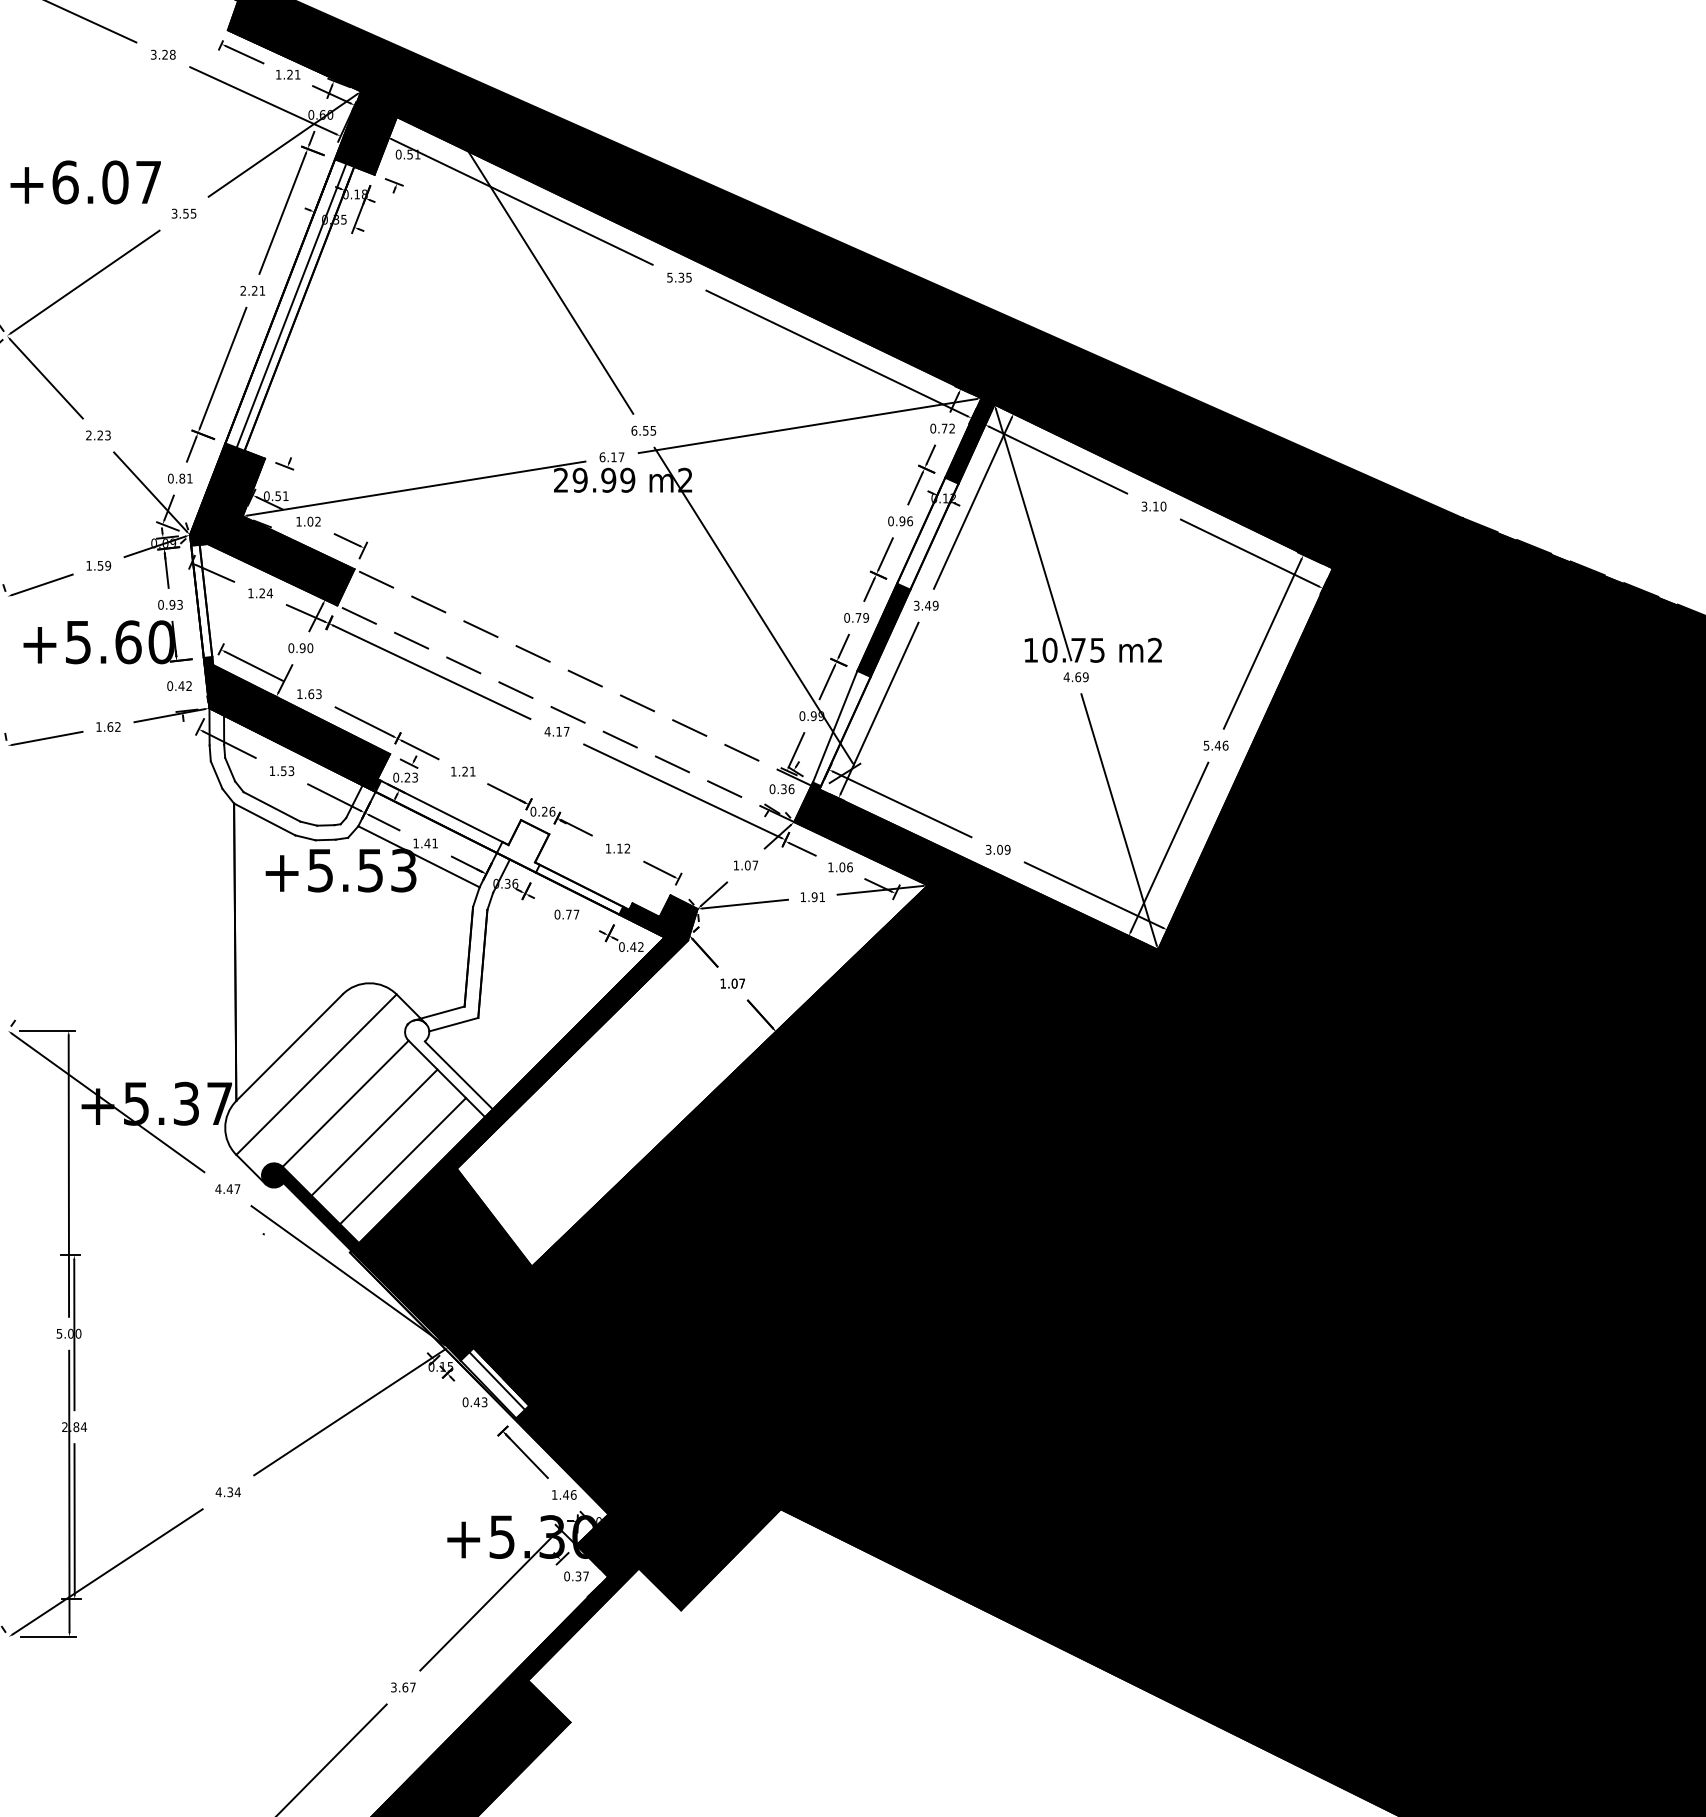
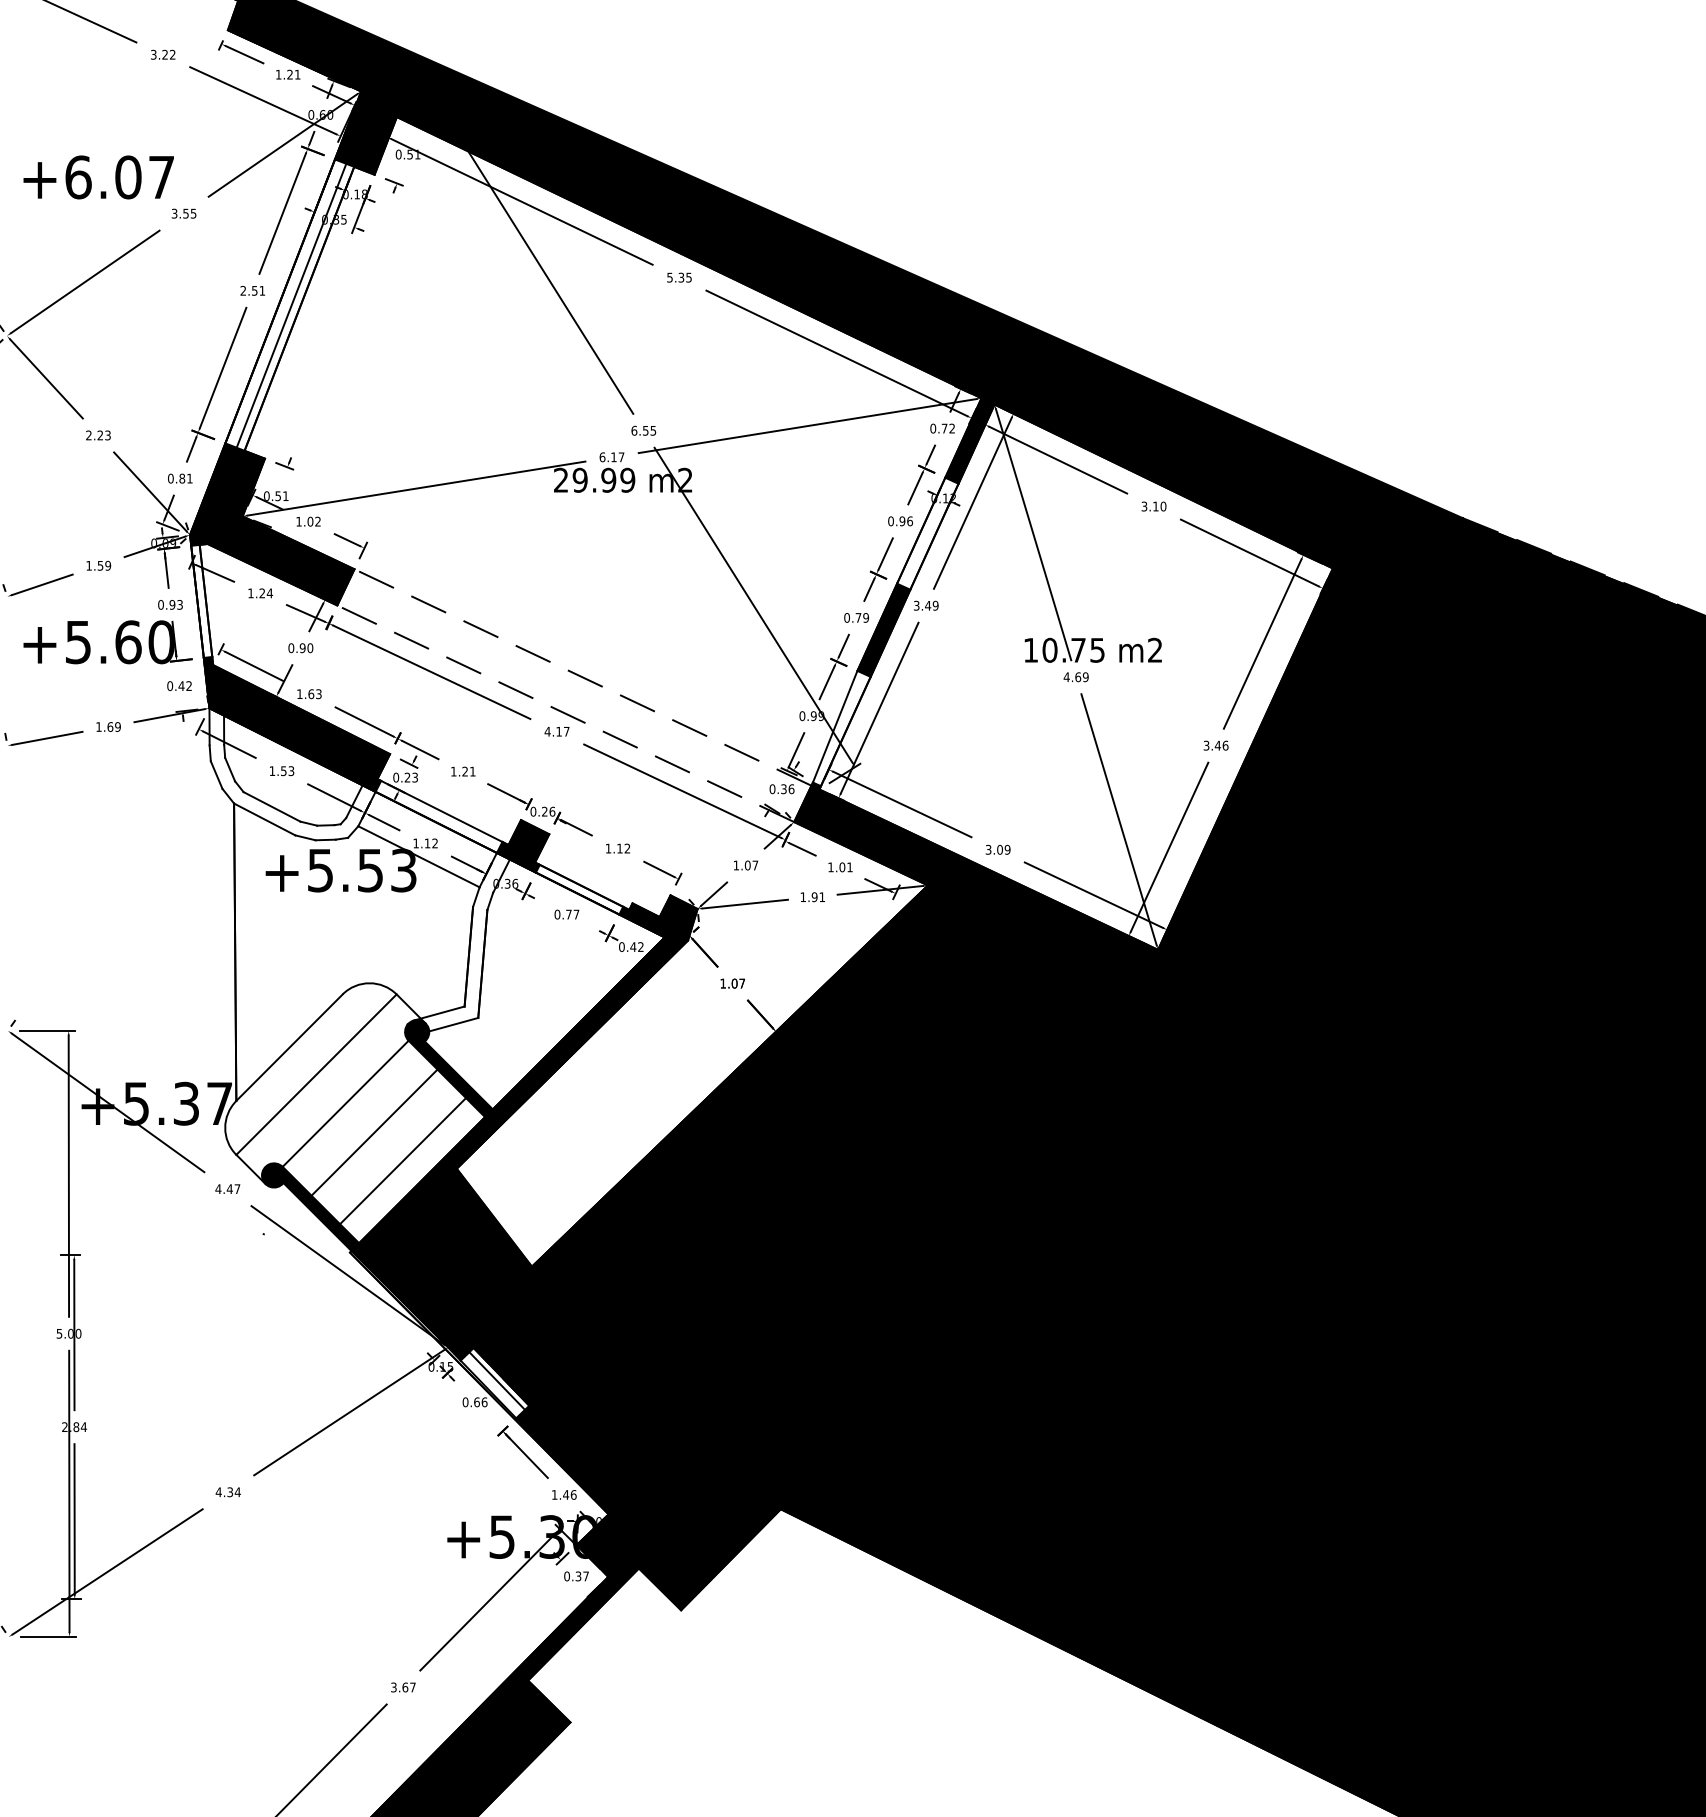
text: 3.28 -> 3.22 (172, 54)
text position: (85, 182) -> (98, 177) (98, 177)
text: 2.21 -> 2.51 (254, 290)
text: 1.62 -> 1.69 (117, 726)
text: 5.46 -> 3.46 (1206, 744)
text: 1.41 -> 1.12 (430, 843)
fill: none -> present (522, 846)
text: 1.06 -> 1.01 (849, 867)
fill: none -> present (448, 1068)
text: 0.43 -> 0.66 (480, 1402)
